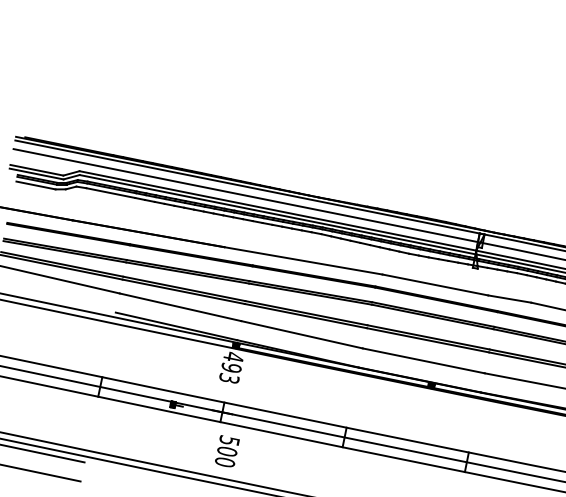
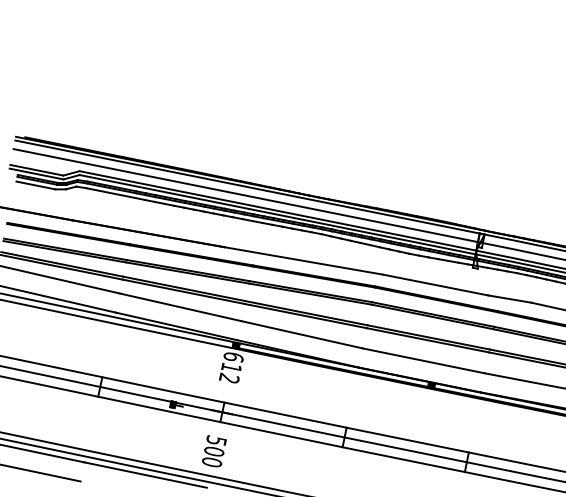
line: none -> present (58, 299)
text: 493 -> 612 (231, 367)
text position: (227, 451) -> (214, 451) (214, 451)
line: none -> present (145, 474)
